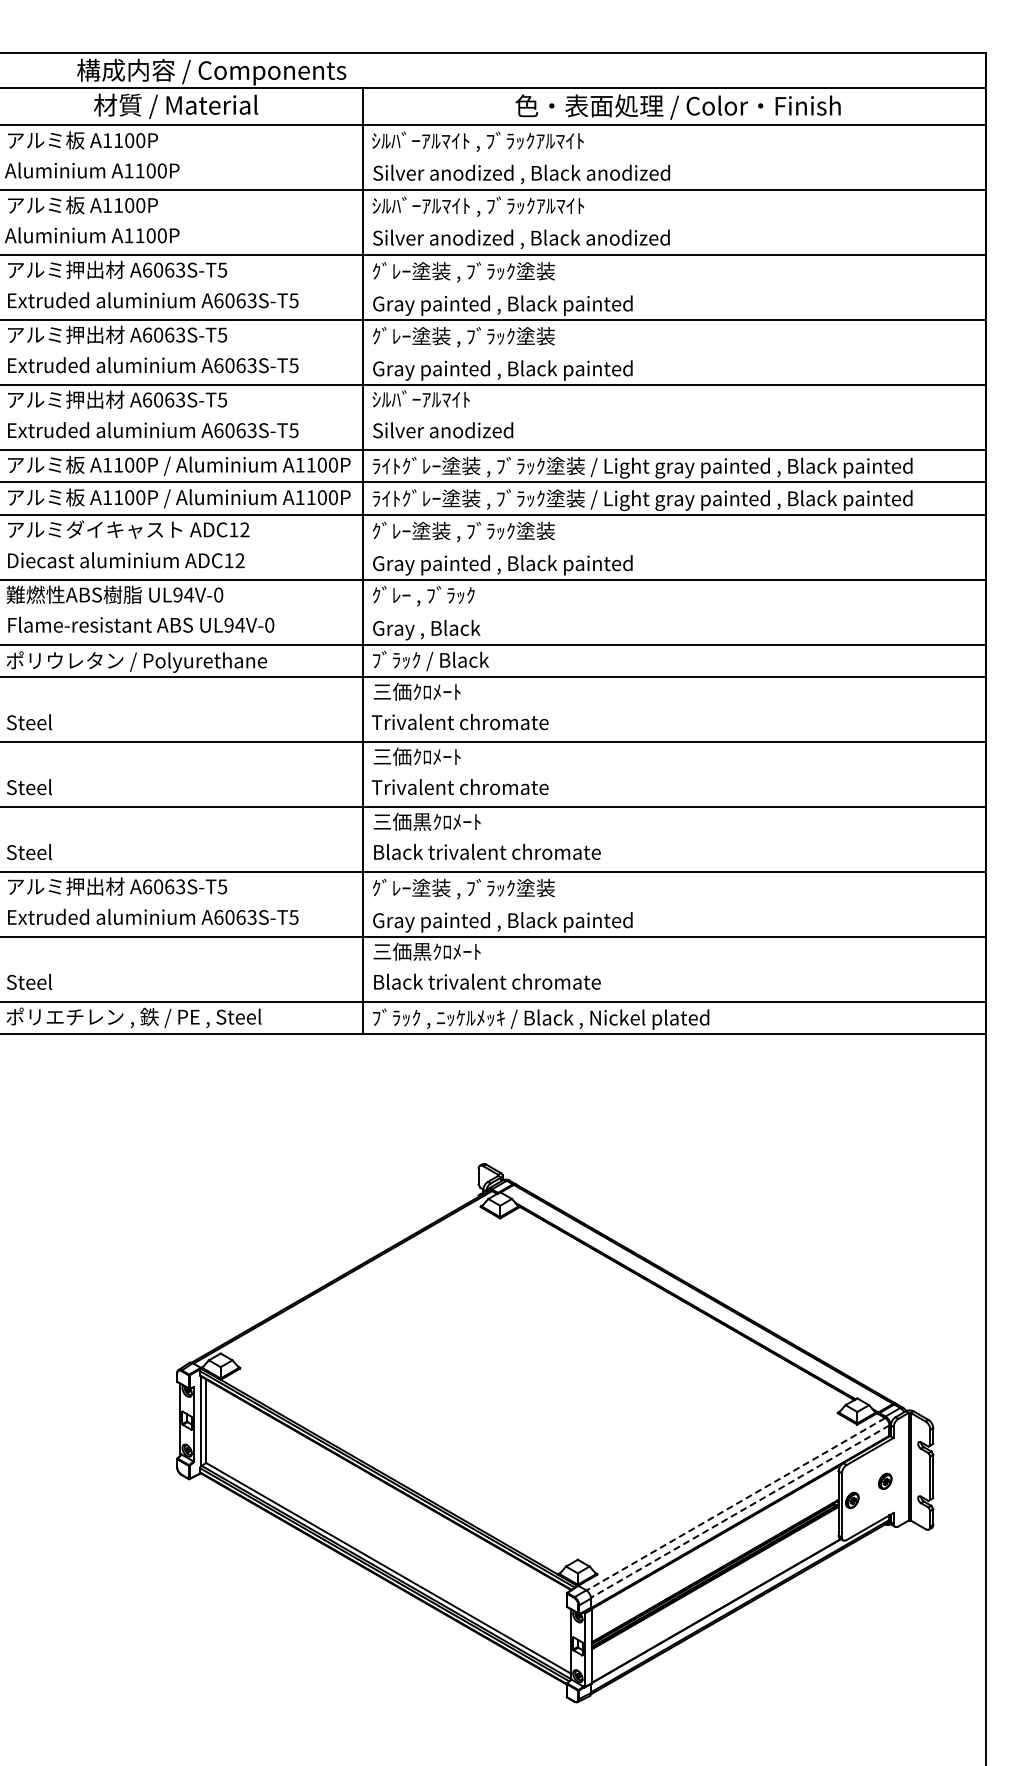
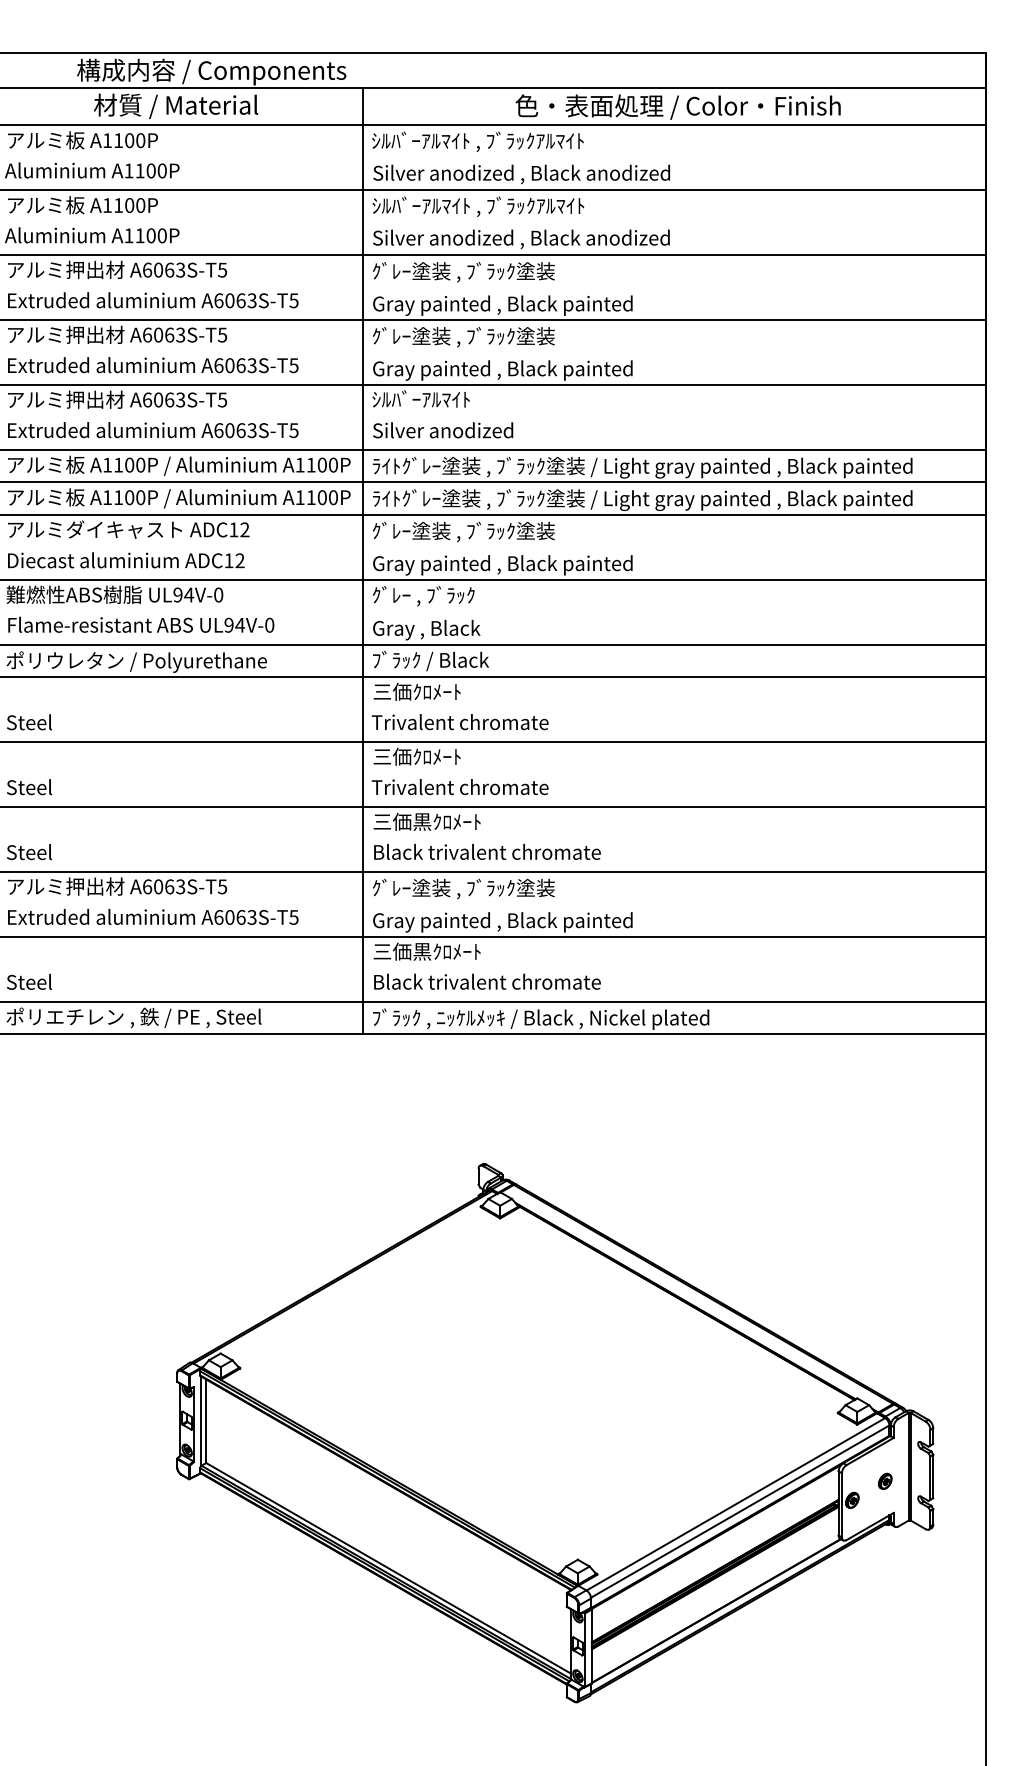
line: dashed -> solid (735, 1504)
line: dashed -> solid (739, 1511)
